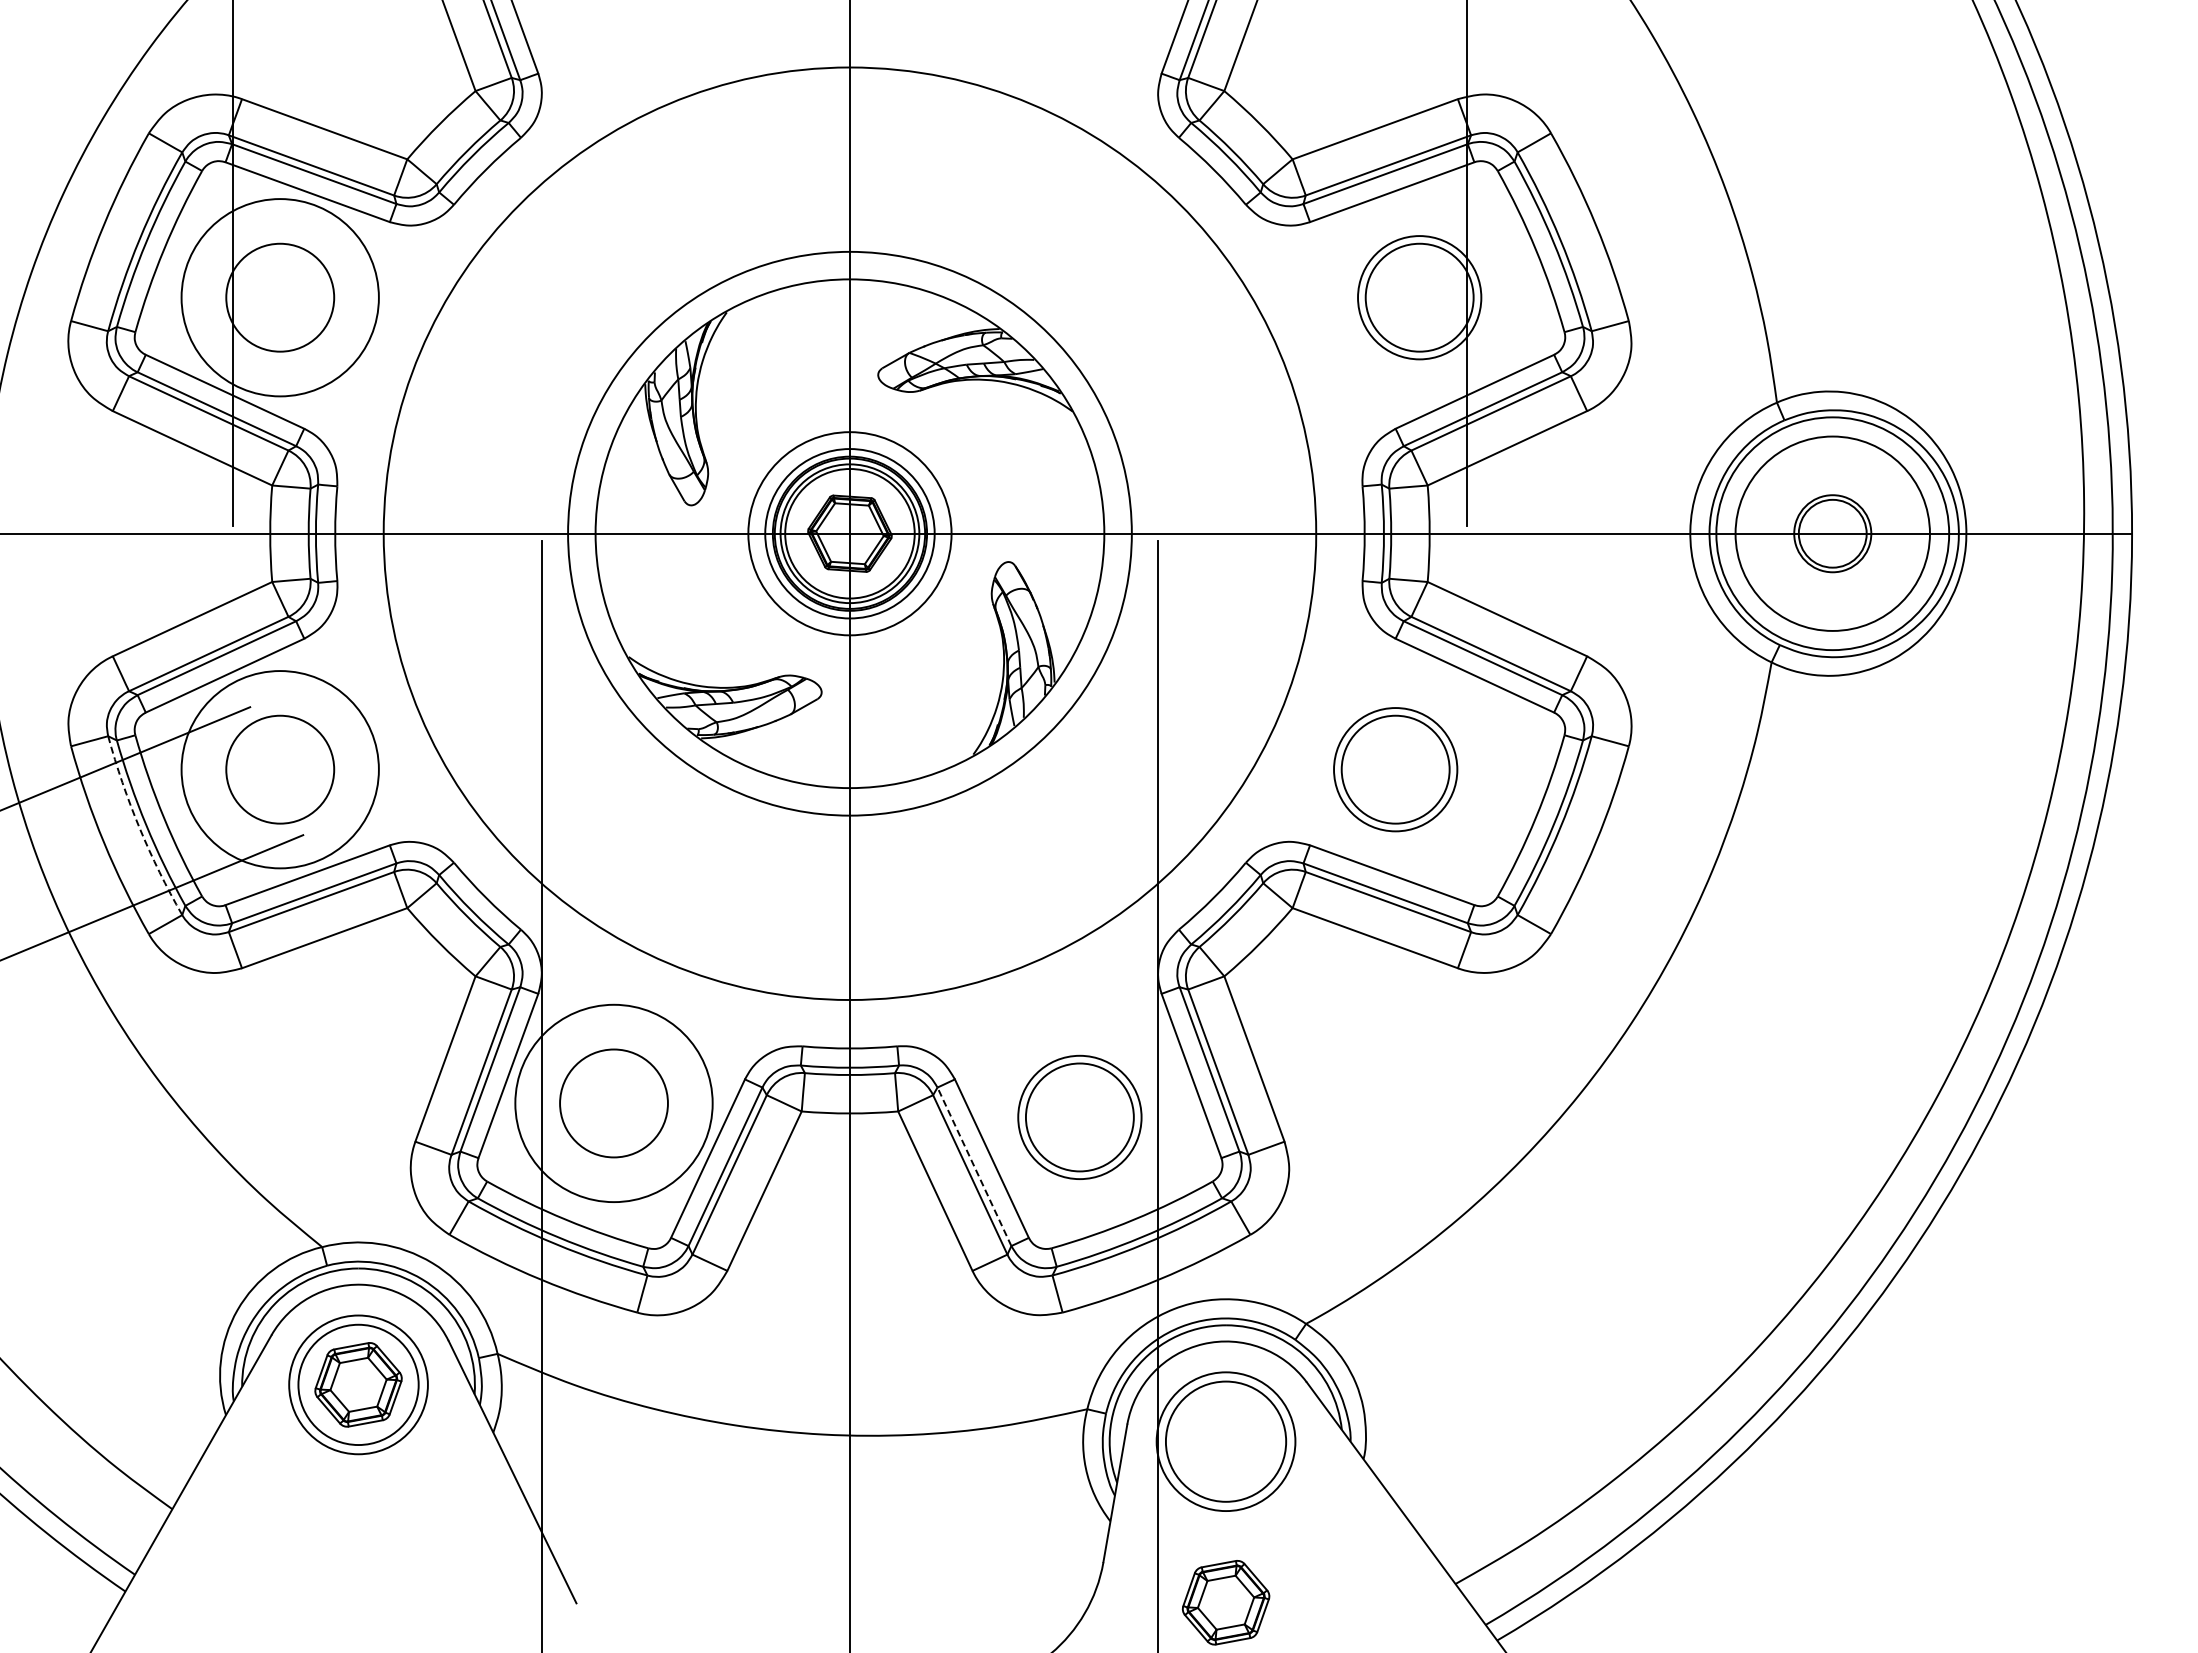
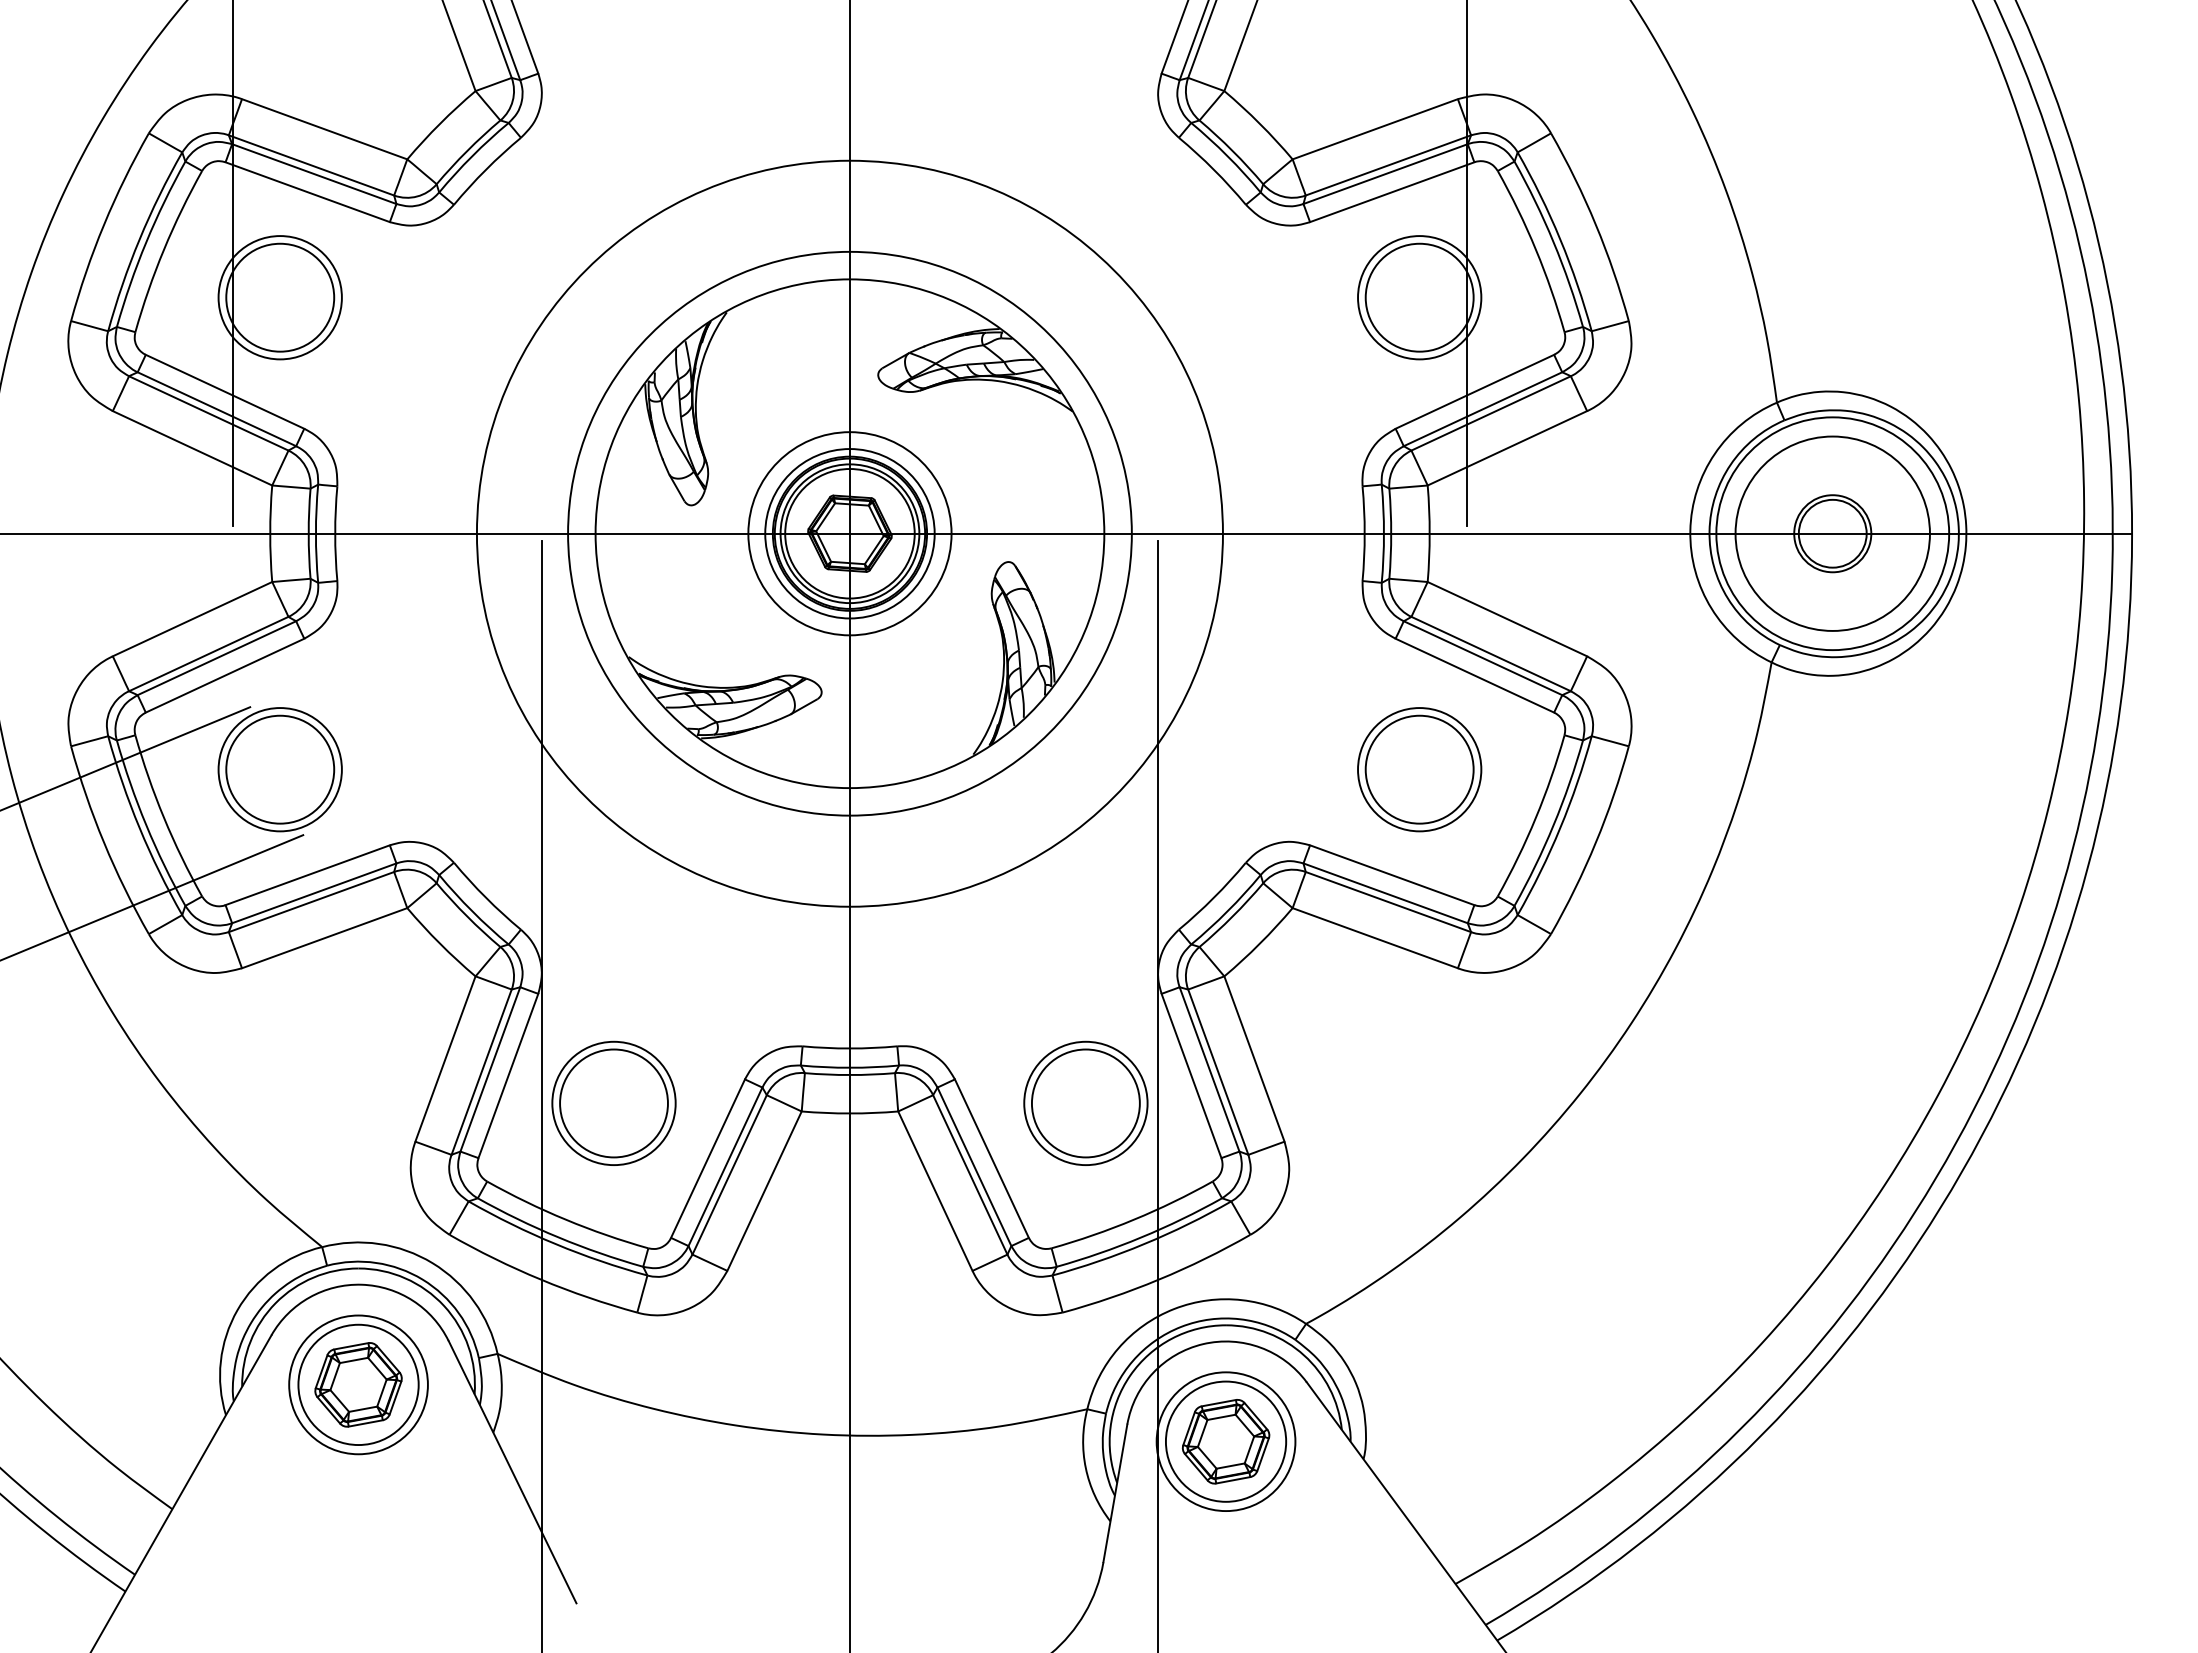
circle diameter: 197 px -> 123 px (279, 297)
circle diameter: 933 px -> 746 px (849, 533)
circle diameter: 197 px -> 123 px (279, 769)
part position: (1395, 769) -> (1419, 769) (1419, 769)
arc: dashed -> solid (139, 828)
circle diameter: 197 px -> 123 px (613, 1103)
part position: (1079, 1116) -> (1085, 1102) (1085, 1102)
line: dashed -> solid (974, 1166)
part position: (1225, 1602) -> (1225, 1441) (1225, 1441)
